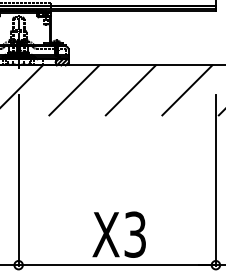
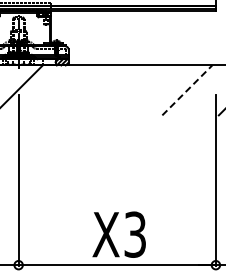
line: present -> none (74, 90)
line: present -> none (130, 90)
line: solid -> dashed (187, 90)
